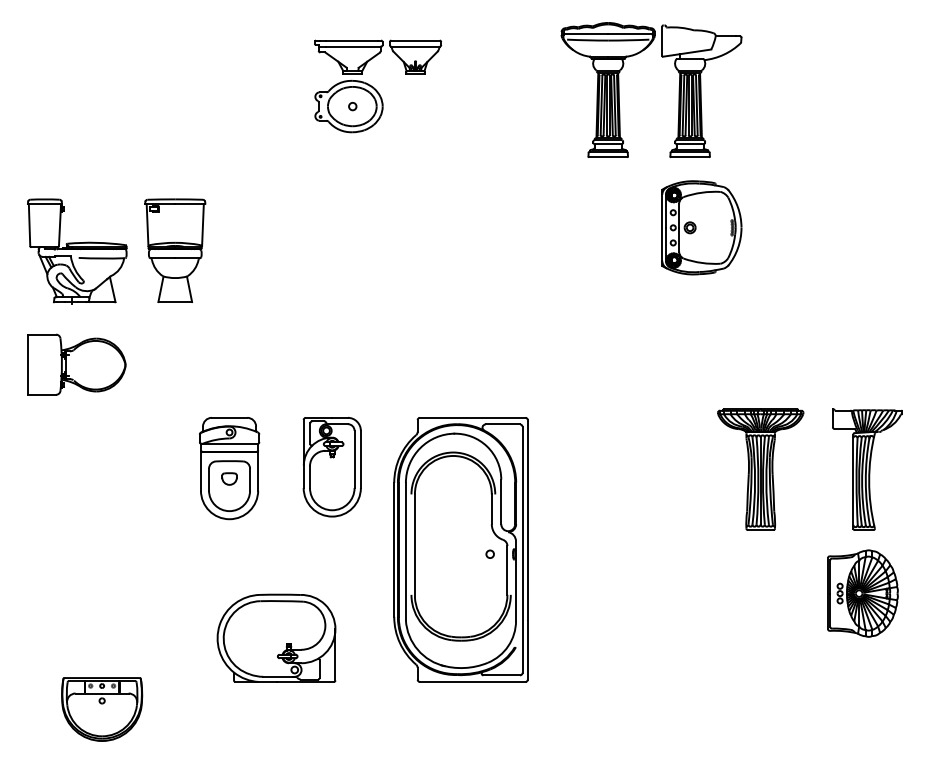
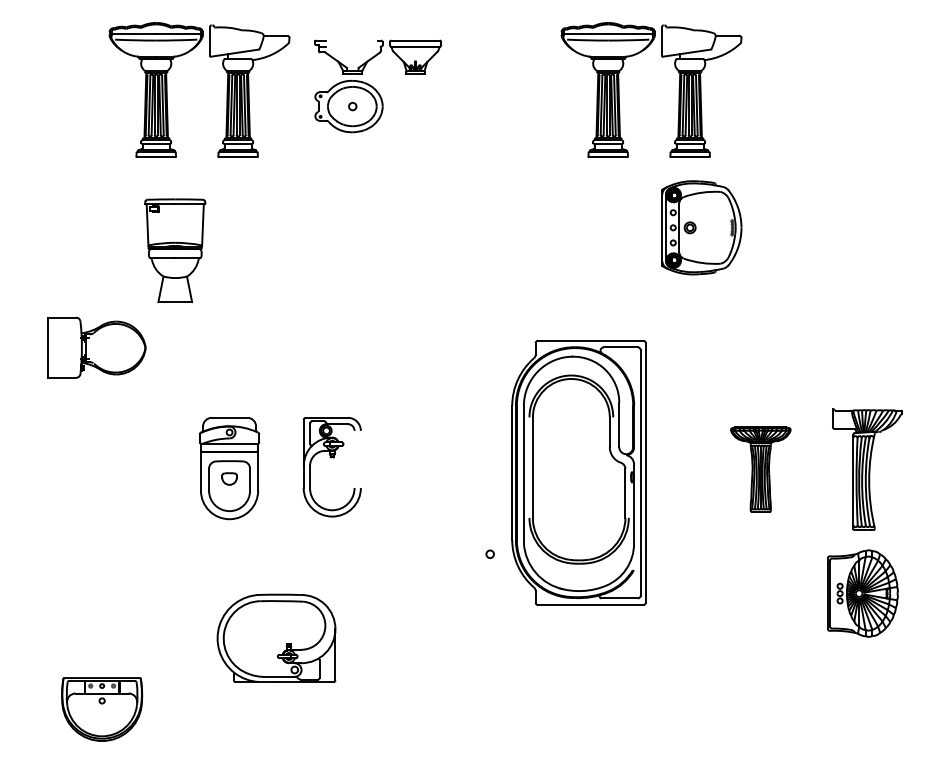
line: present -> none (352, 40)
line: present -> none (353, 46)
part: none -> present (226, 89)
part: present -> none (77, 251)
part position: (76, 364) -> (96, 347) (96, 347)
line: present -> none (354, 458)
line: present -> none (360, 458)
part size: 88x123 px -> 62x87 px (760, 469)
part position: (460, 549) -> (578, 472) (578, 472)
